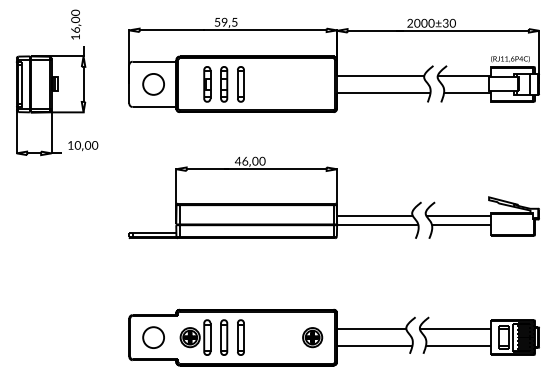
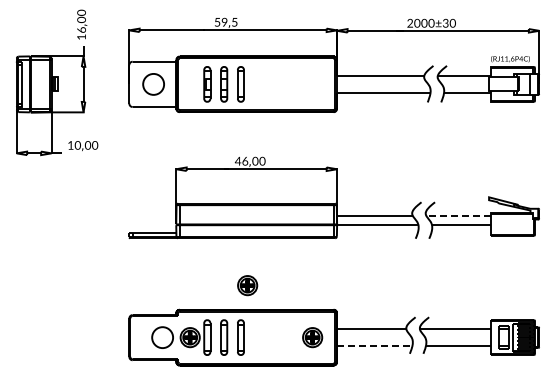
text position: (76, 24) -> (82, 24) (82, 24)
line: solid -> dashed (458, 216)
part: none -> present (247, 285)
circle position: (153, 337) -> (162, 337) (162, 337)
line: solid -> dashed (374, 346)
